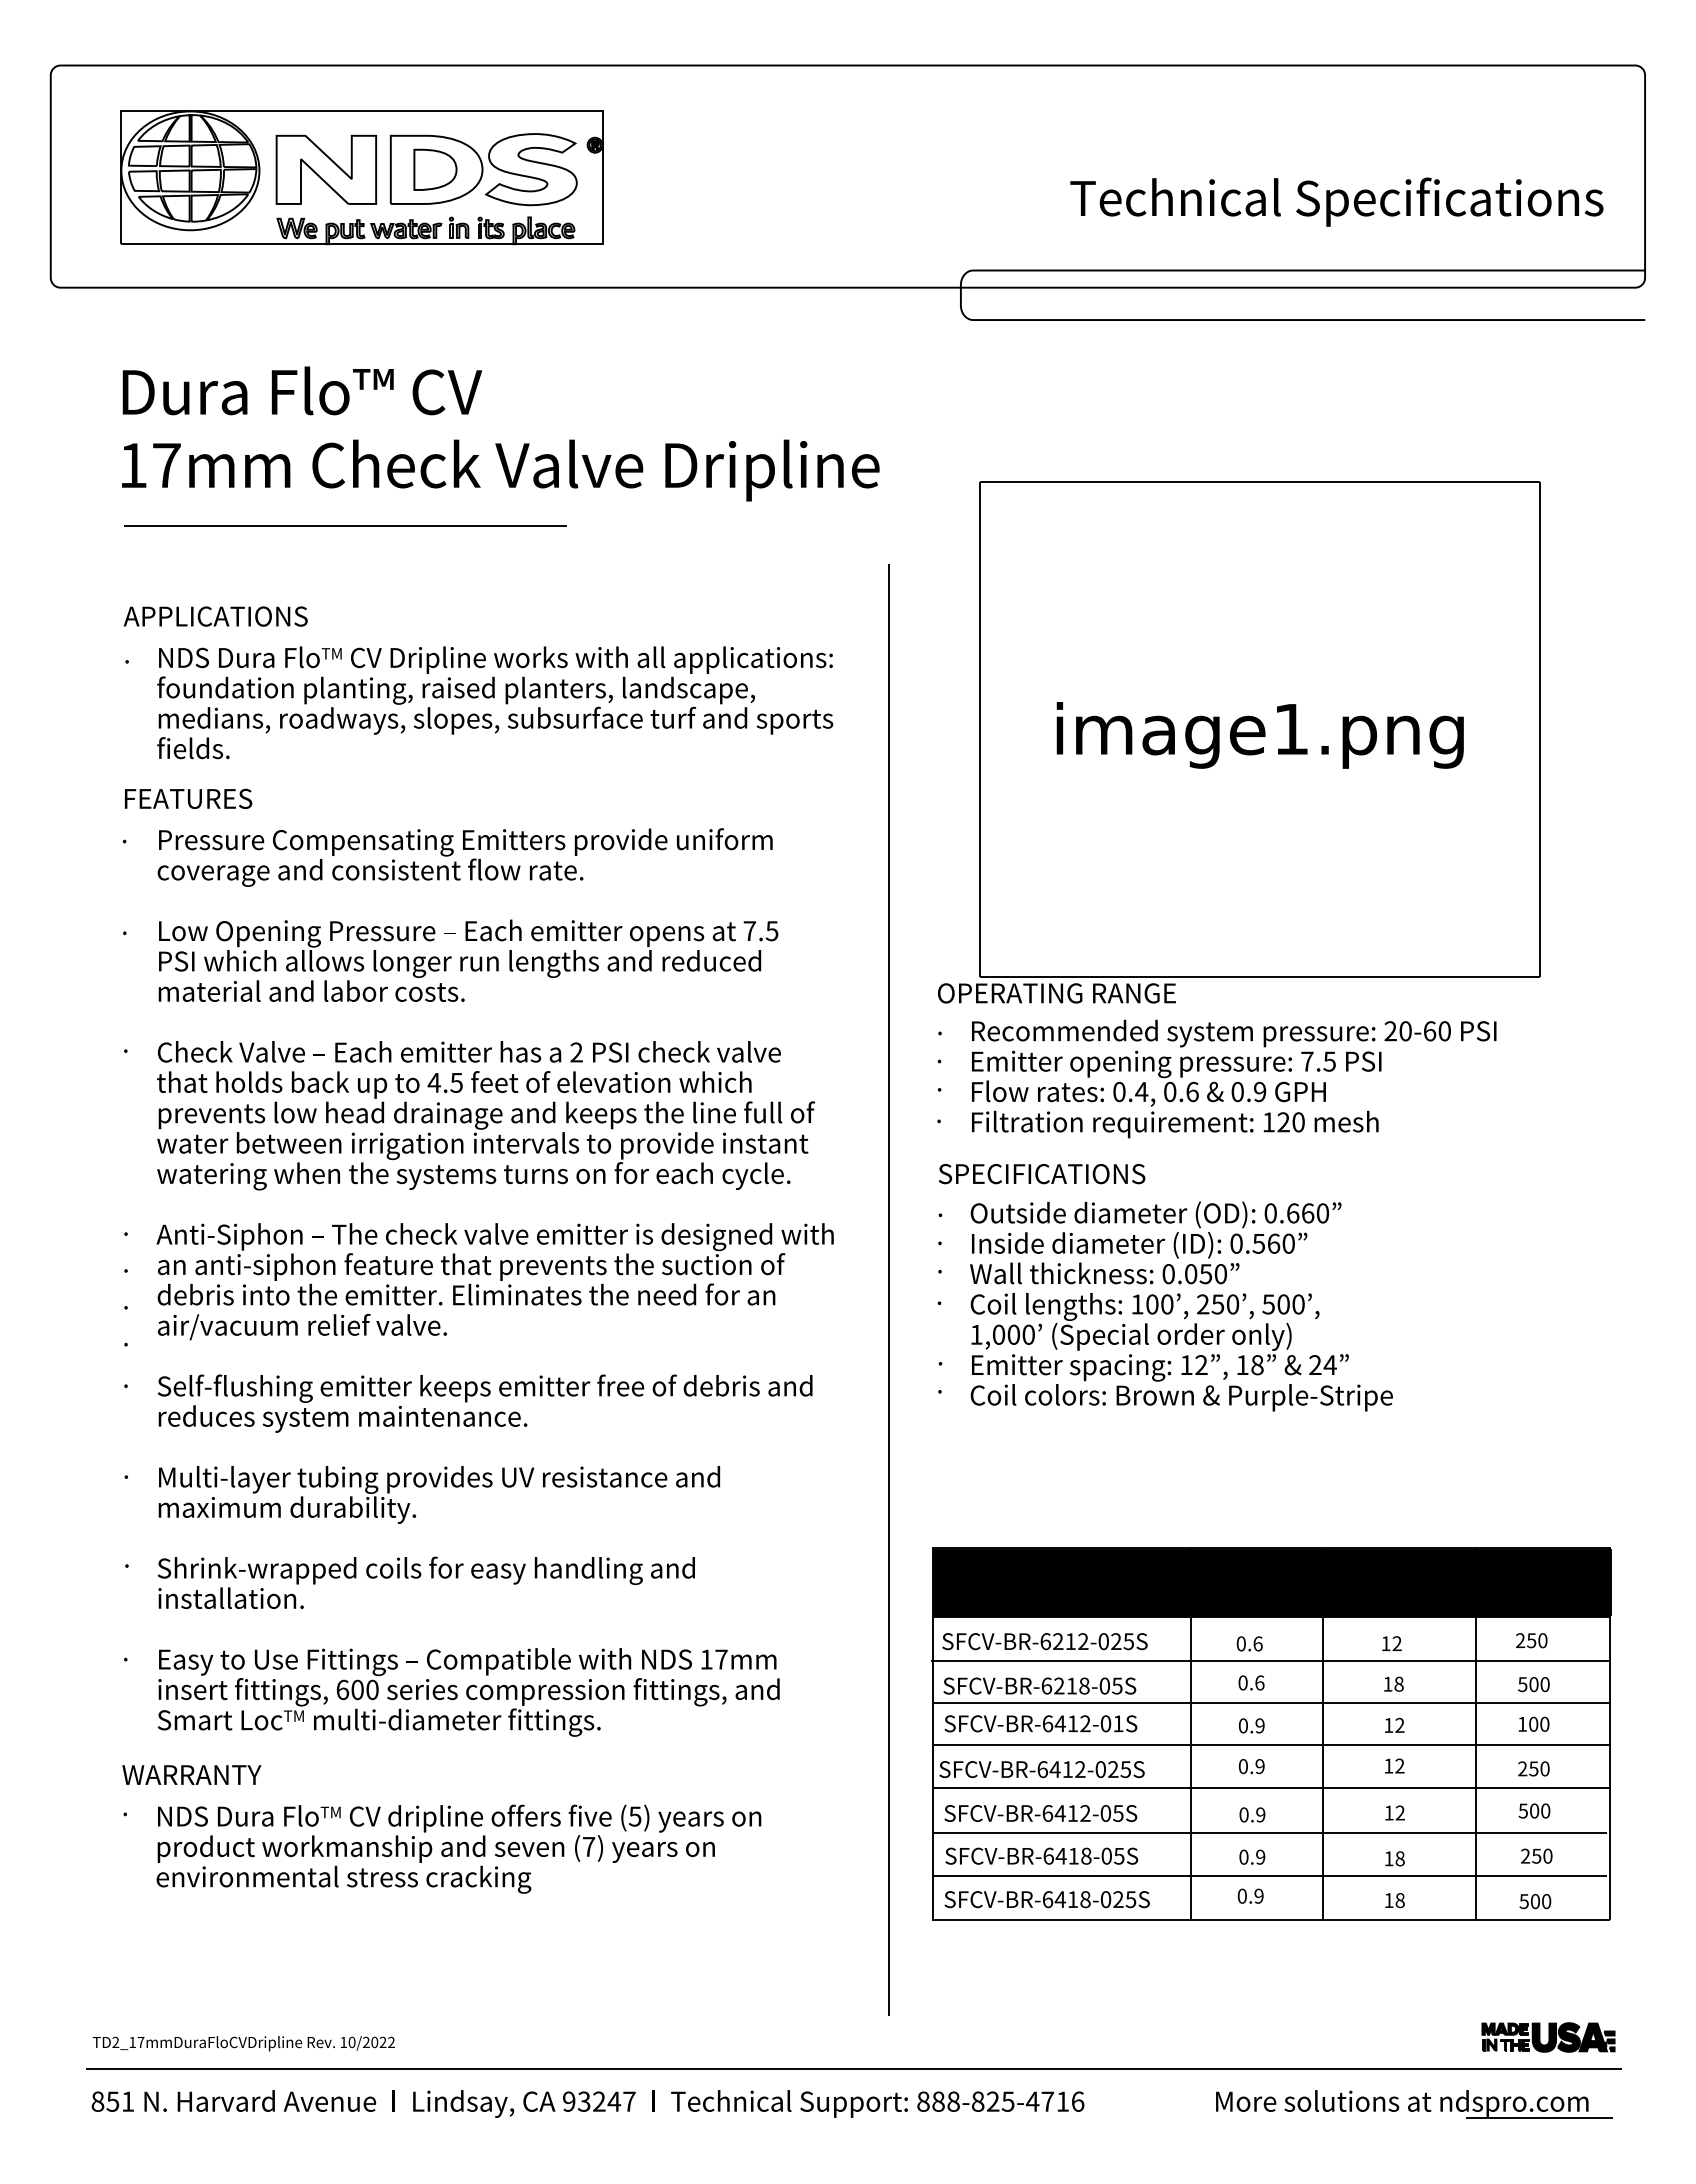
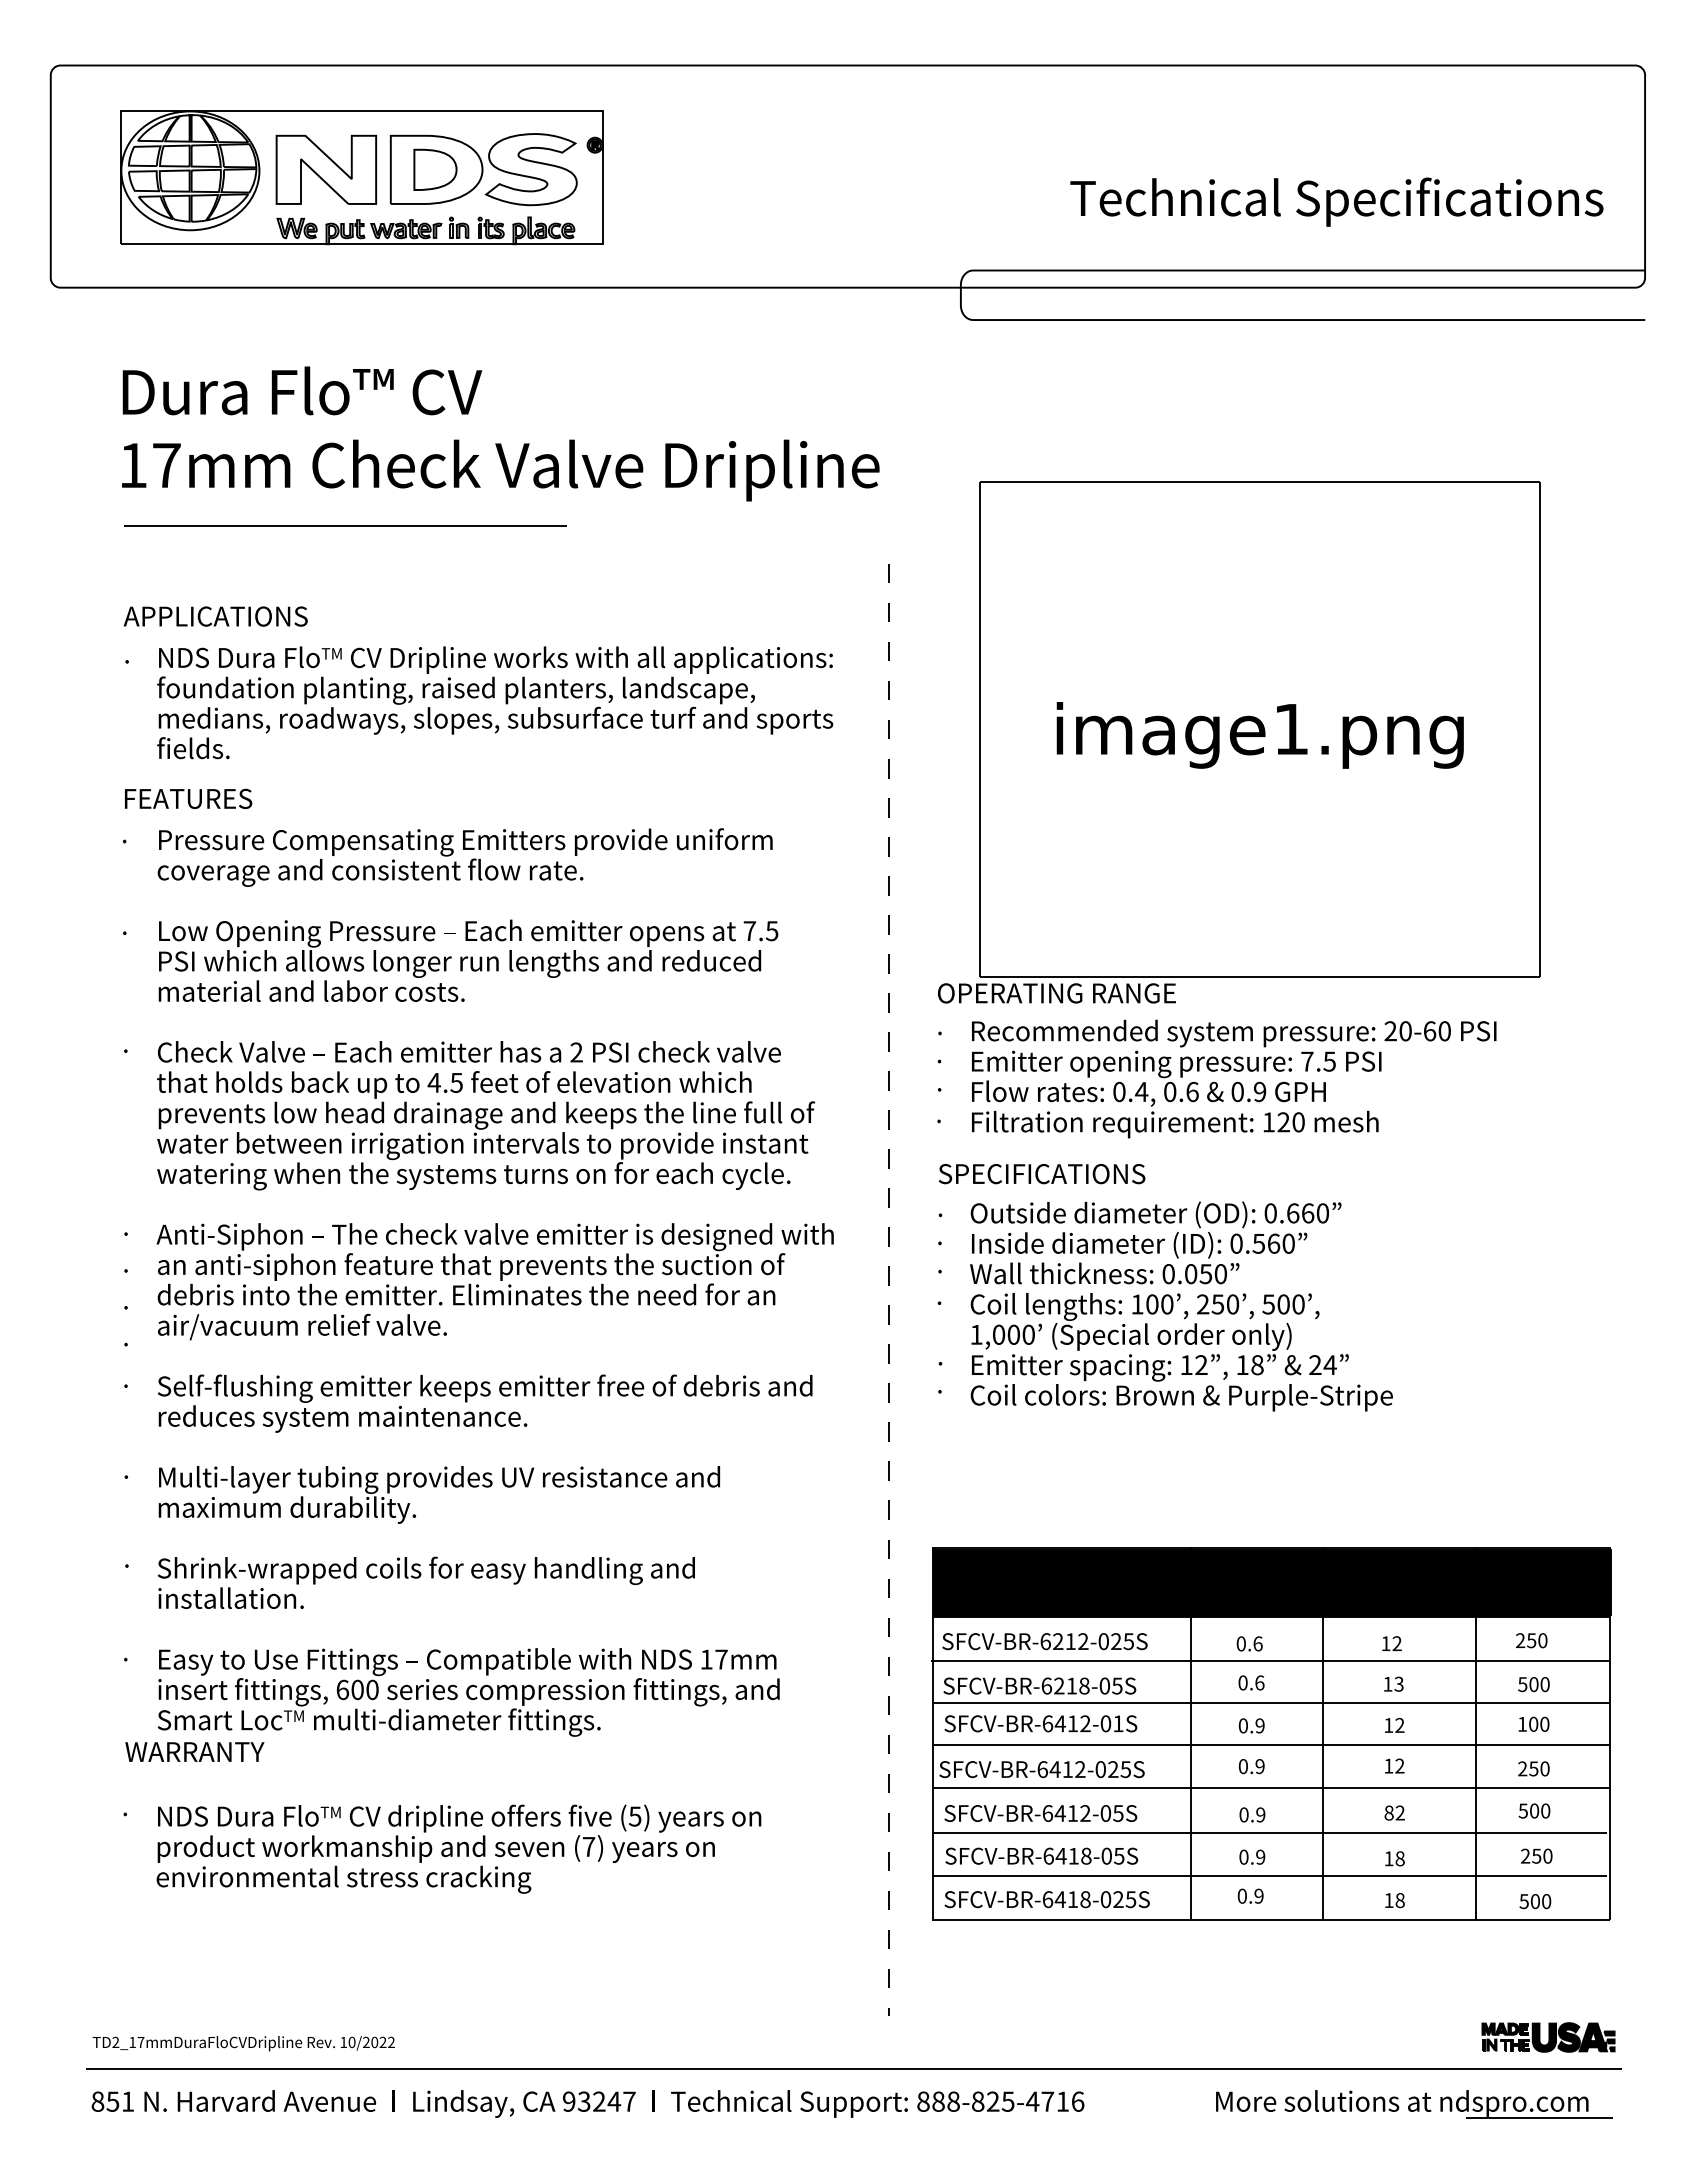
line: solid -> dashed (889, 1290)
text: 18 -> 13 (1398, 1683)
text position: (191, 1774) -> (194, 1751) (194, 1751)
text: 12 -> 82 (1388, 1812)
